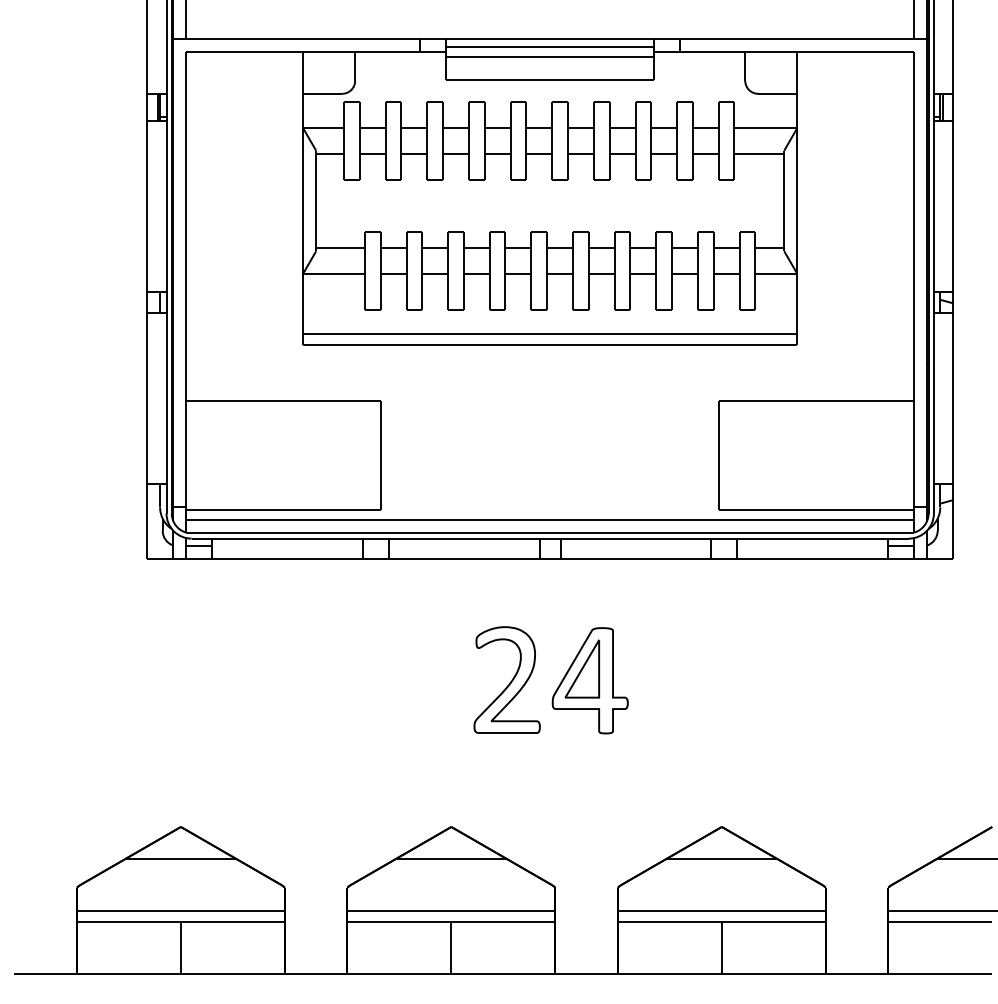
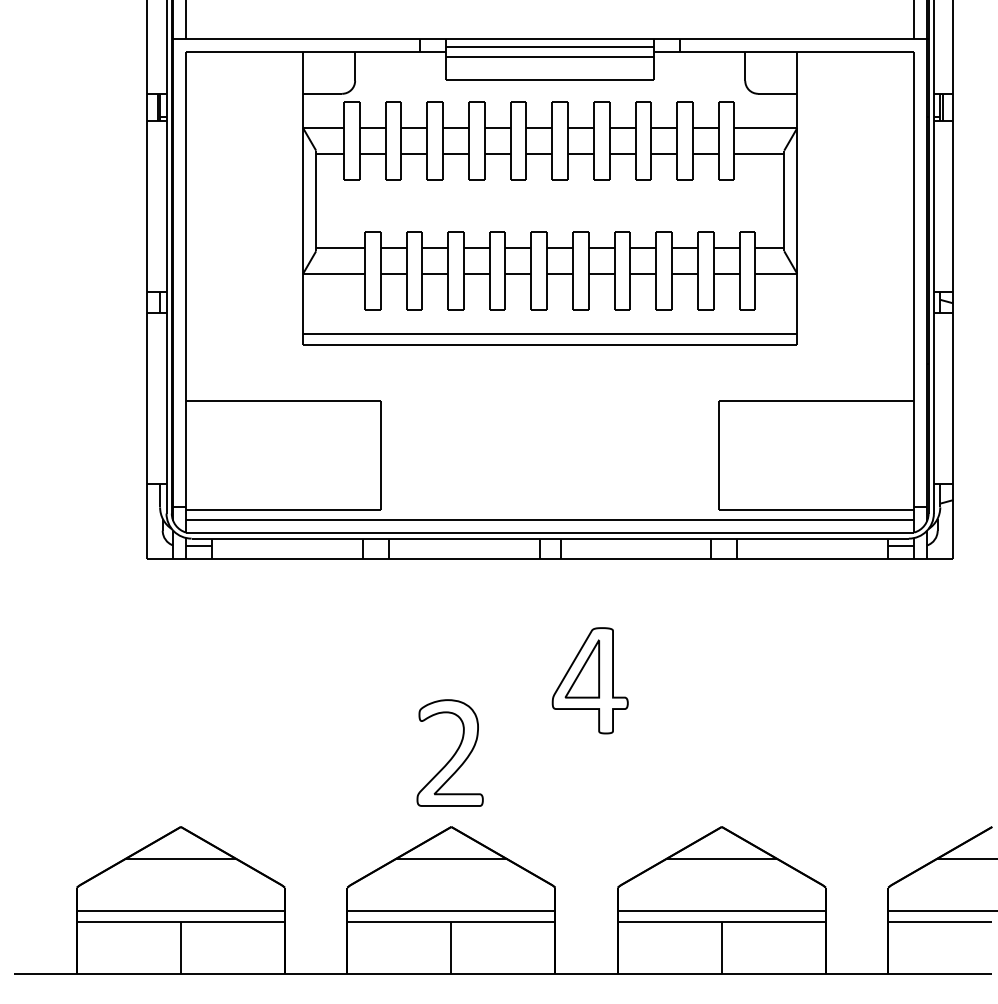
part position: (506, 679) -> (449, 752) (449, 752)
